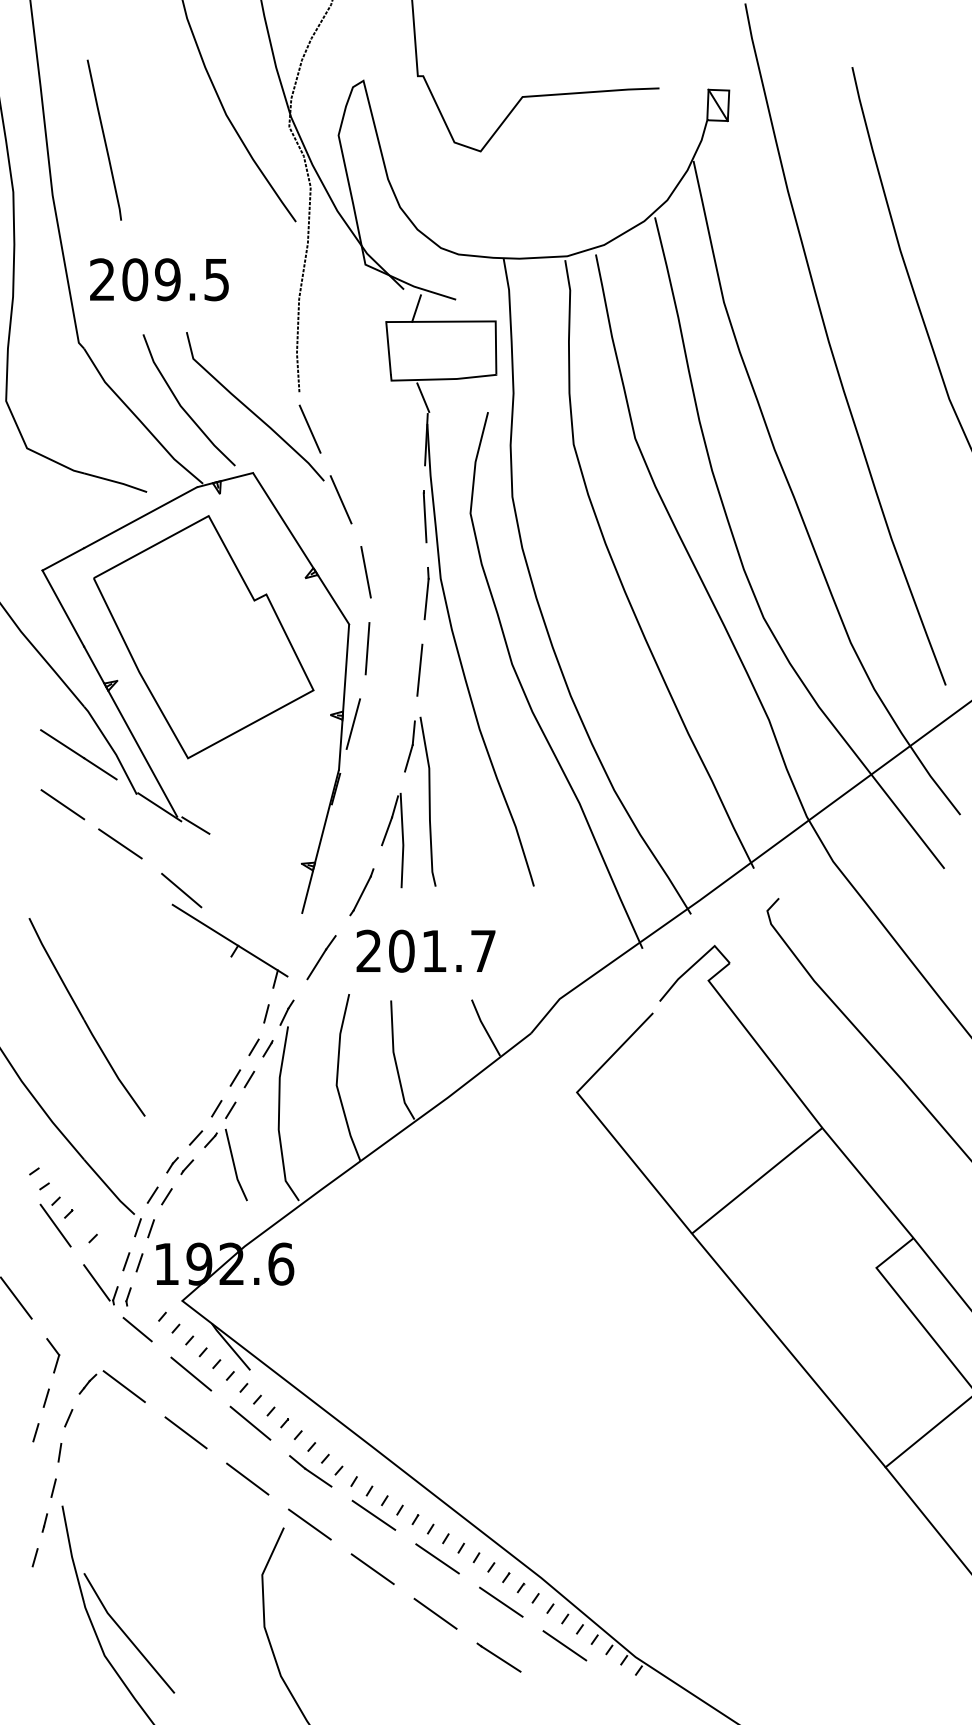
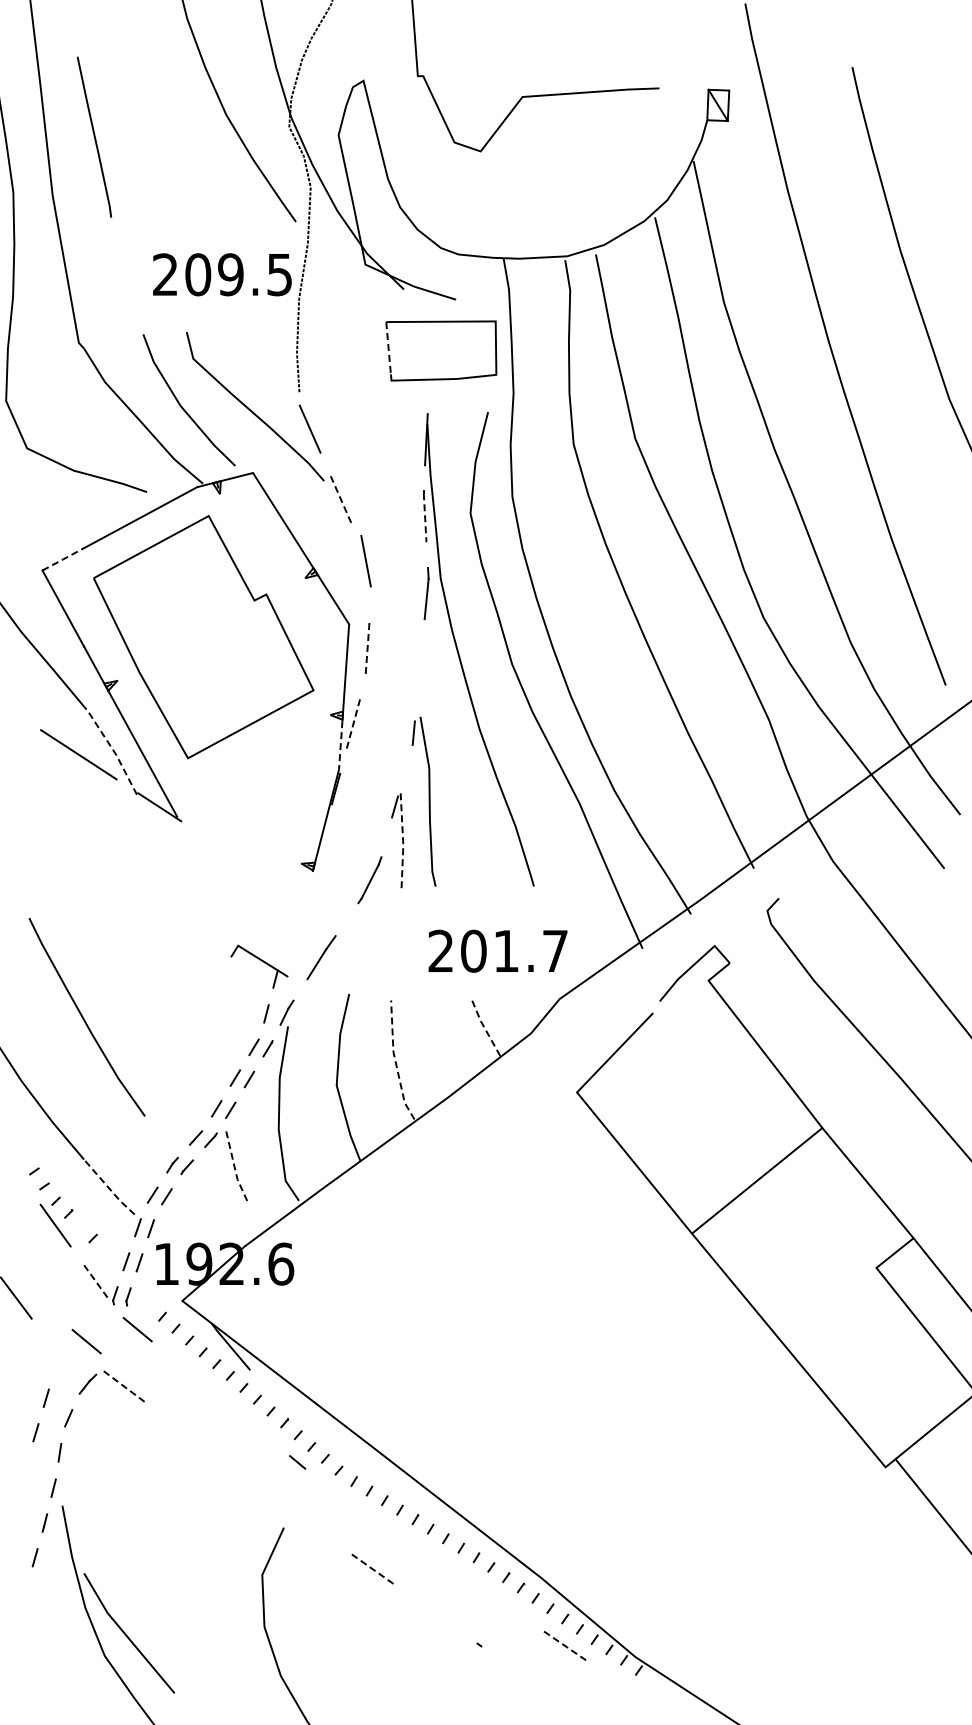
line position: (103, 139) -> (93, 136) (93, 136)
text position: (159, 279) -> (222, 274) (222, 274)
line: present -> none (416, 308)
line: solid -> dashed (388, 348)
line: present -> none (423, 397)
line: solid -> dashed (341, 499)
line: solid -> dashed (425, 517)
line: solid -> dashed (63, 559)
line position: (365, 572) -> (365, 561) (365, 561)
line: solid -> dashed (367, 648)
line: present -> none (419, 669)
line: solid -> dashed (353, 724)
line: solid -> dashed (340, 745)
line: solid -> dashed (112, 749)
line: present -> none (408, 757)
line: present -> none (62, 804)
line: present -> none (195, 825)
line: present -> none (387, 831)
line: solid -> dashed (403, 840)
line: present -> none (120, 843)
line: present -> none (181, 890)
line: present -> none (307, 892)
line position: (361, 892) -> (369, 880) (369, 880)
line: present -> none (205, 924)
text position: (425, 950) -> (497, 950) (497, 950)
line: solid -> dashed (484, 1027)
line: solid -> dashed (395, 1061)
line: solid -> dashed (234, 1165)
line: solid -> dashed (108, 1187)
line: solid -> dashed (96, 1282)
line: none -> present (86, 1341)
part: present -> none (53, 1355)
line: present -> none (191, 1373)
line: solid -> dashed (124, 1386)
line: present -> none (250, 1422)
line: present -> none (185, 1432)
line: present -> none (318, 1477)
line: present -> none (247, 1478)
line: present -> none (373, 1514)
line position: (926, 1518) -> (931, 1504) (931, 1504)
line: present -> none (309, 1524)
line: present -> none (437, 1558)
line: solid -> dashed (372, 1569)
line: present -> none (501, 1601)
line: present -> none (435, 1613)
line: solid -> dashed (564, 1645)
line: present -> none (500, 1658)
